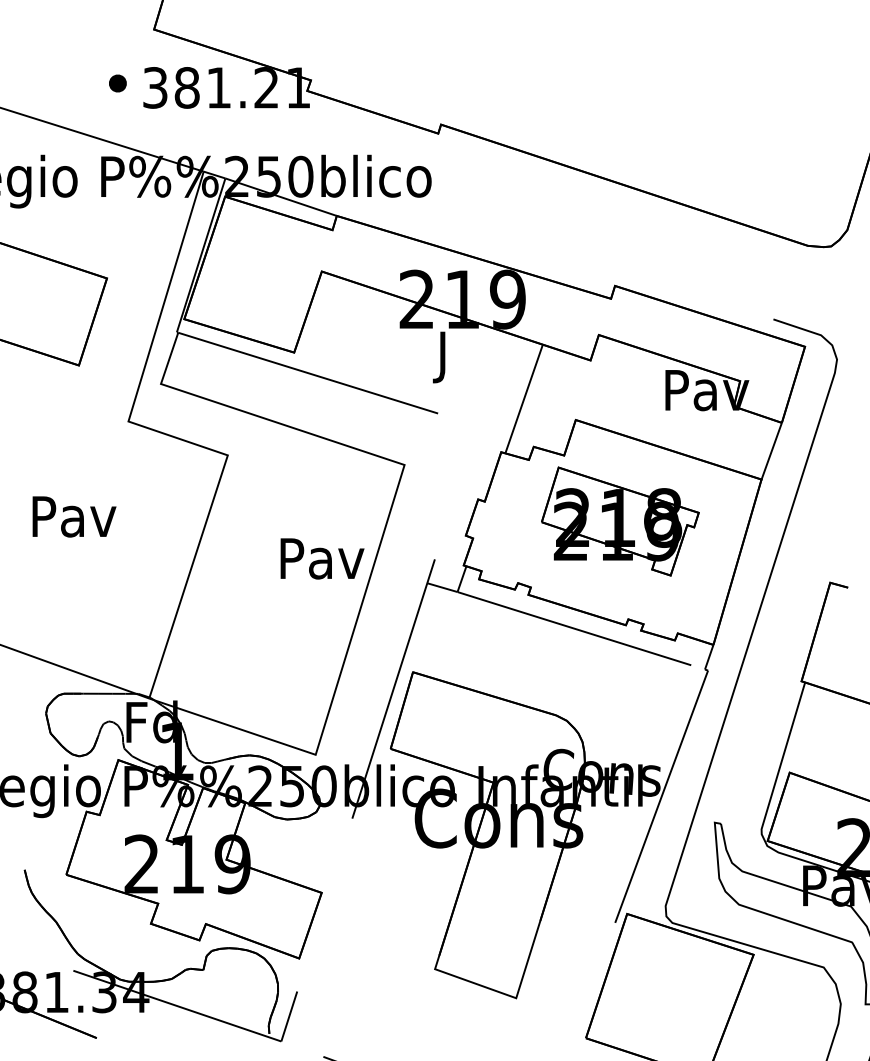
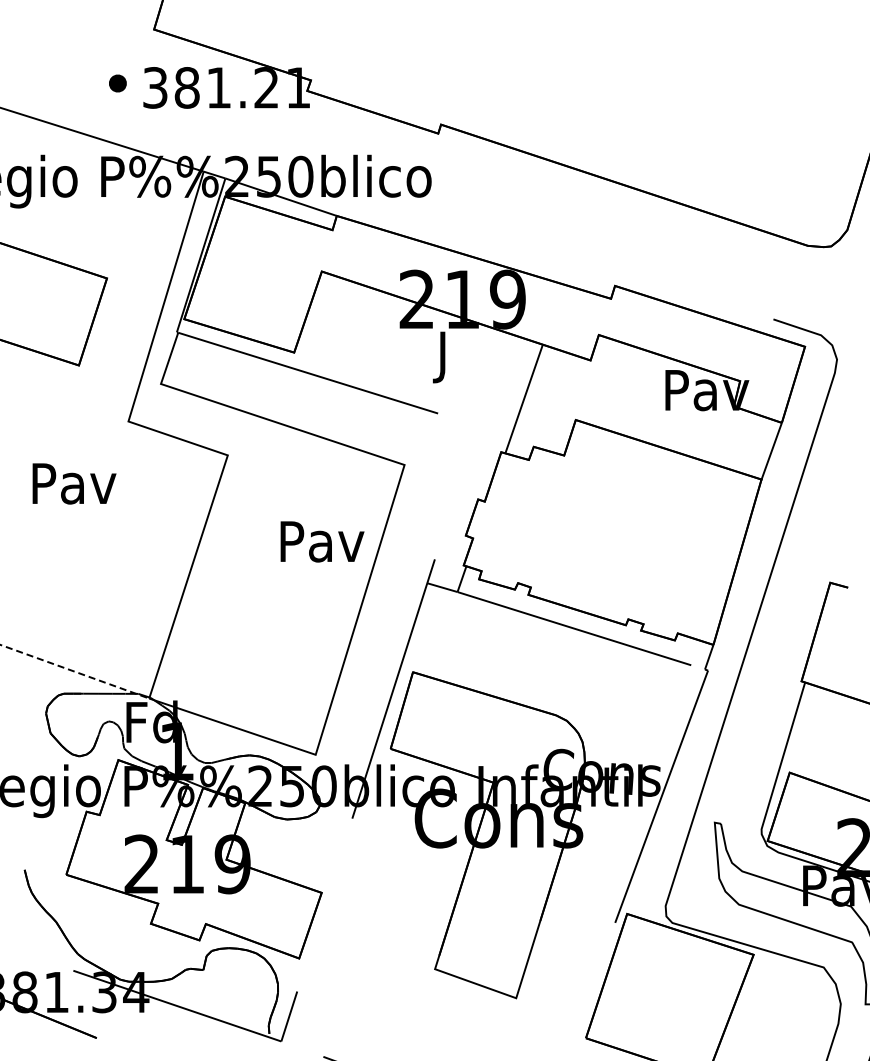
text position: (74, 516) -> (74, 483) (74, 483)
part: present -> none (620, 521)
text position: (322, 558) -> (322, 541) (322, 541)
line: solid -> dashed (75, 671)
